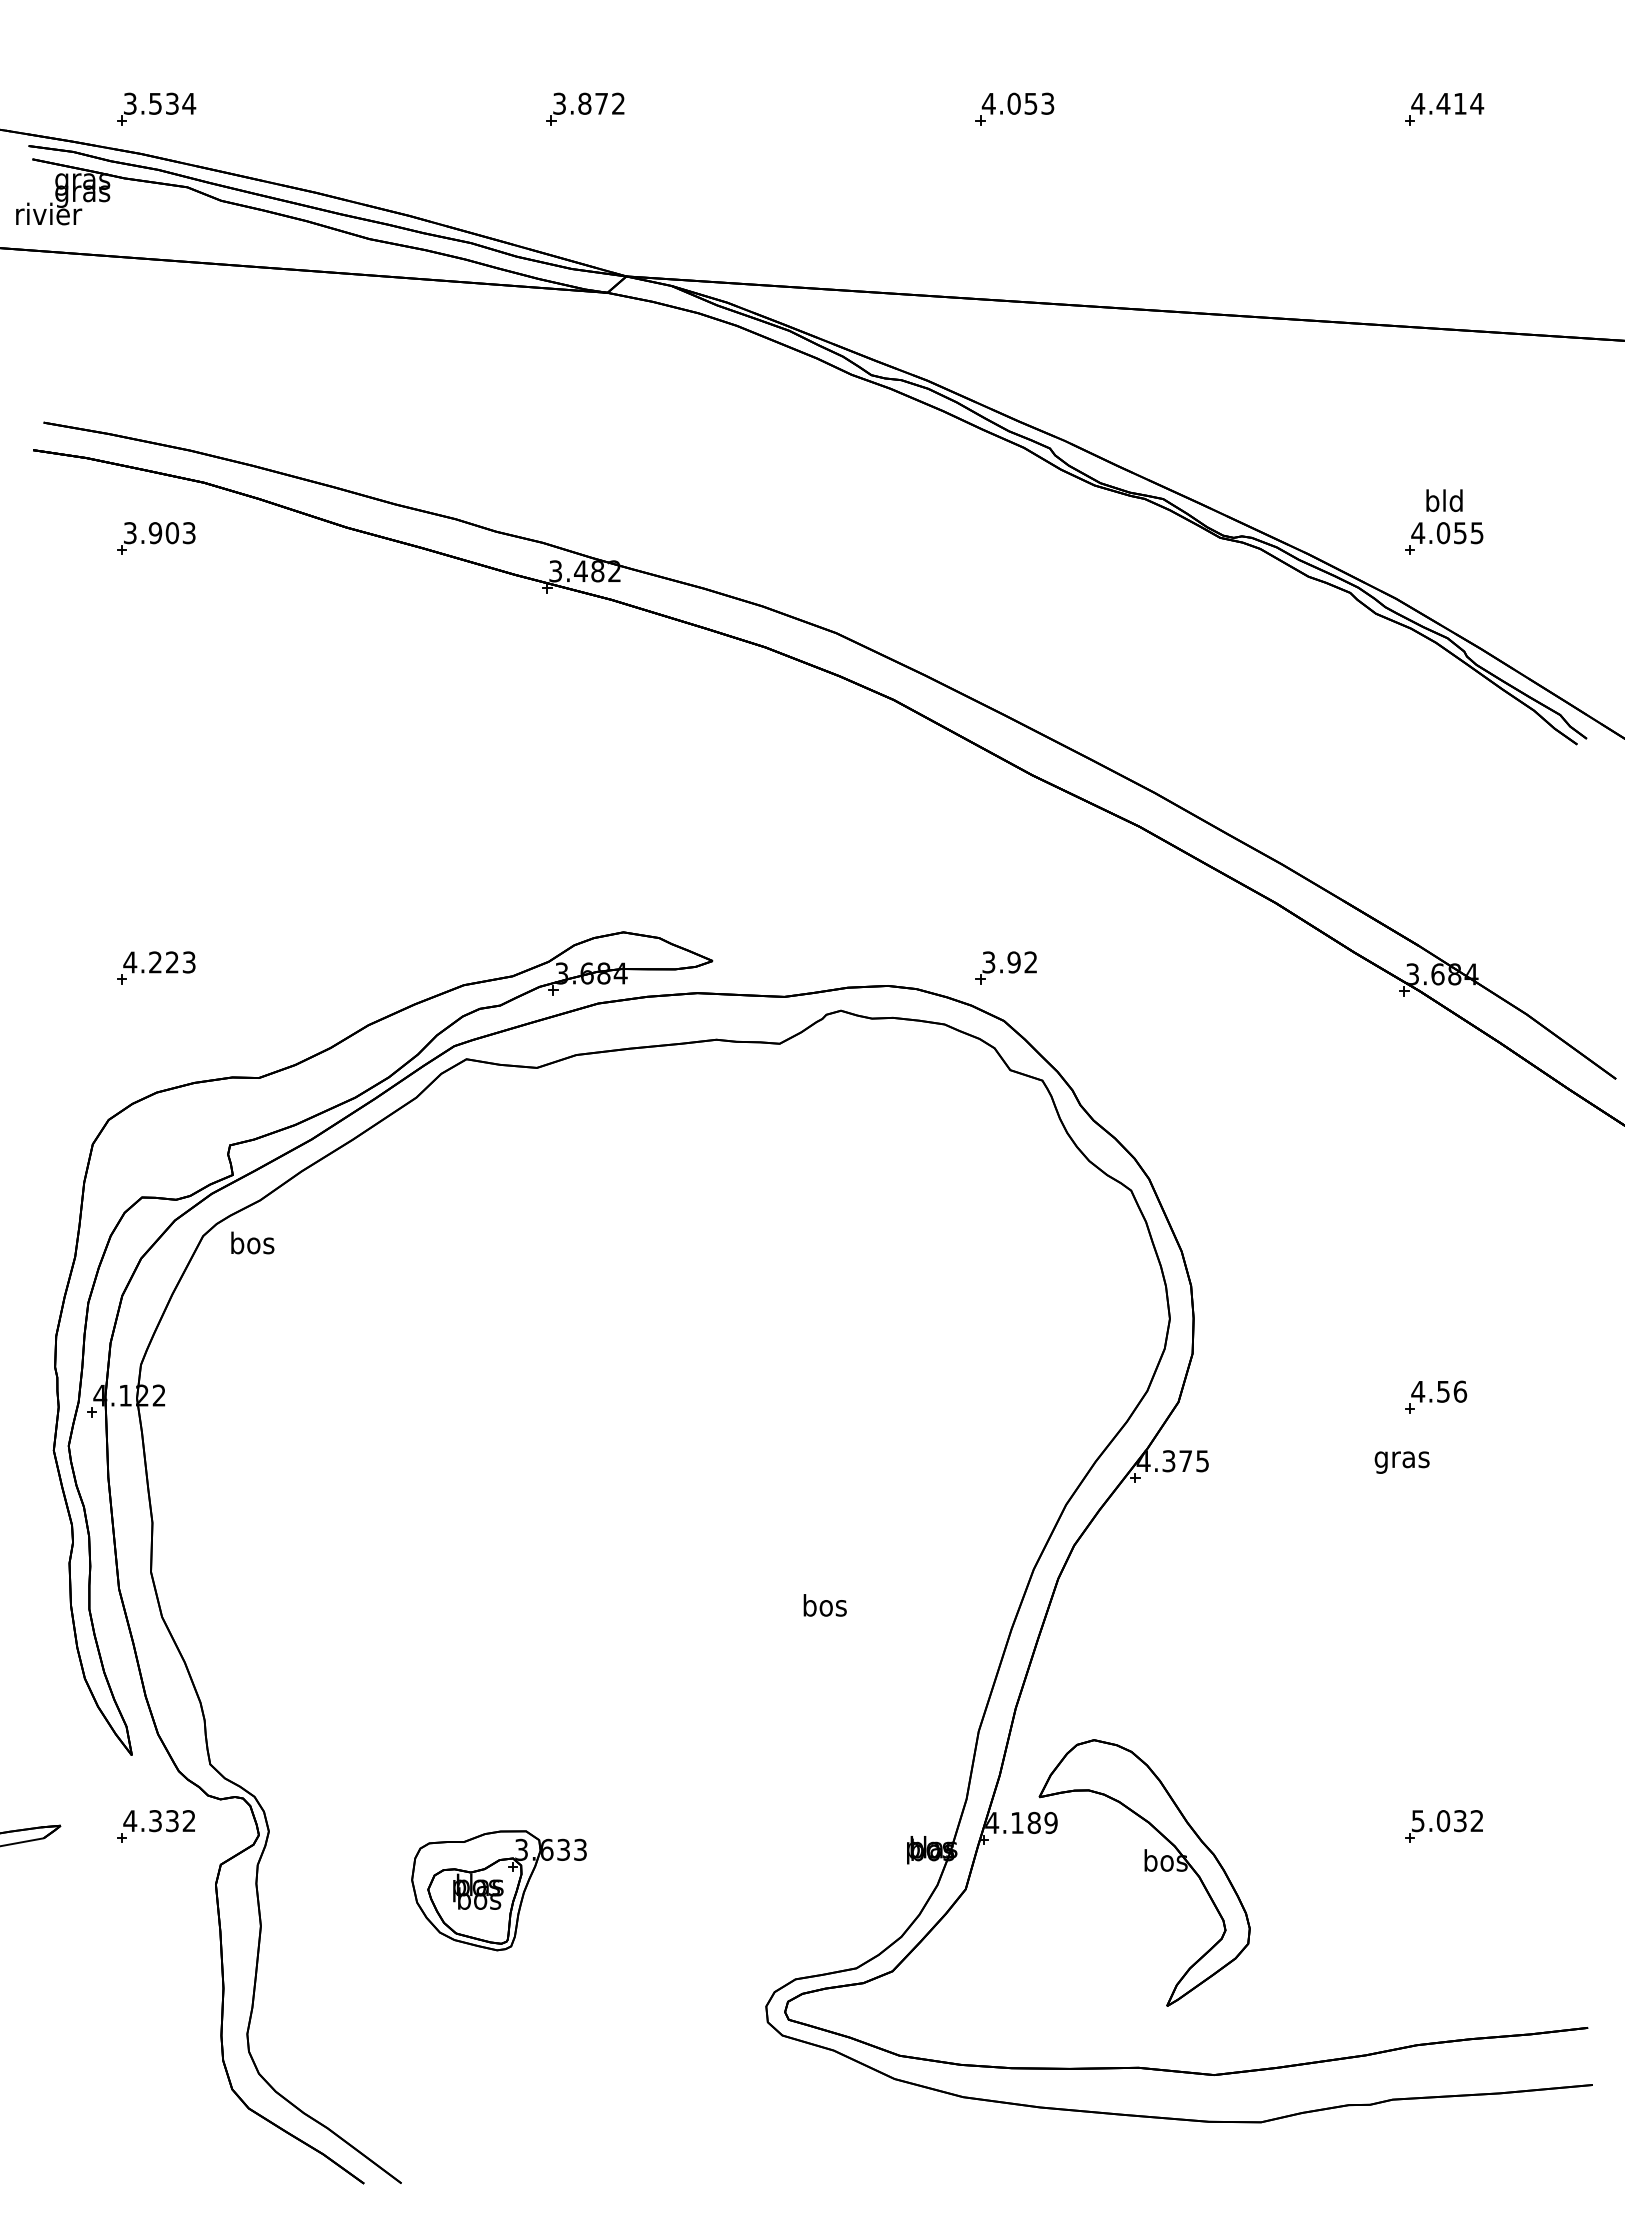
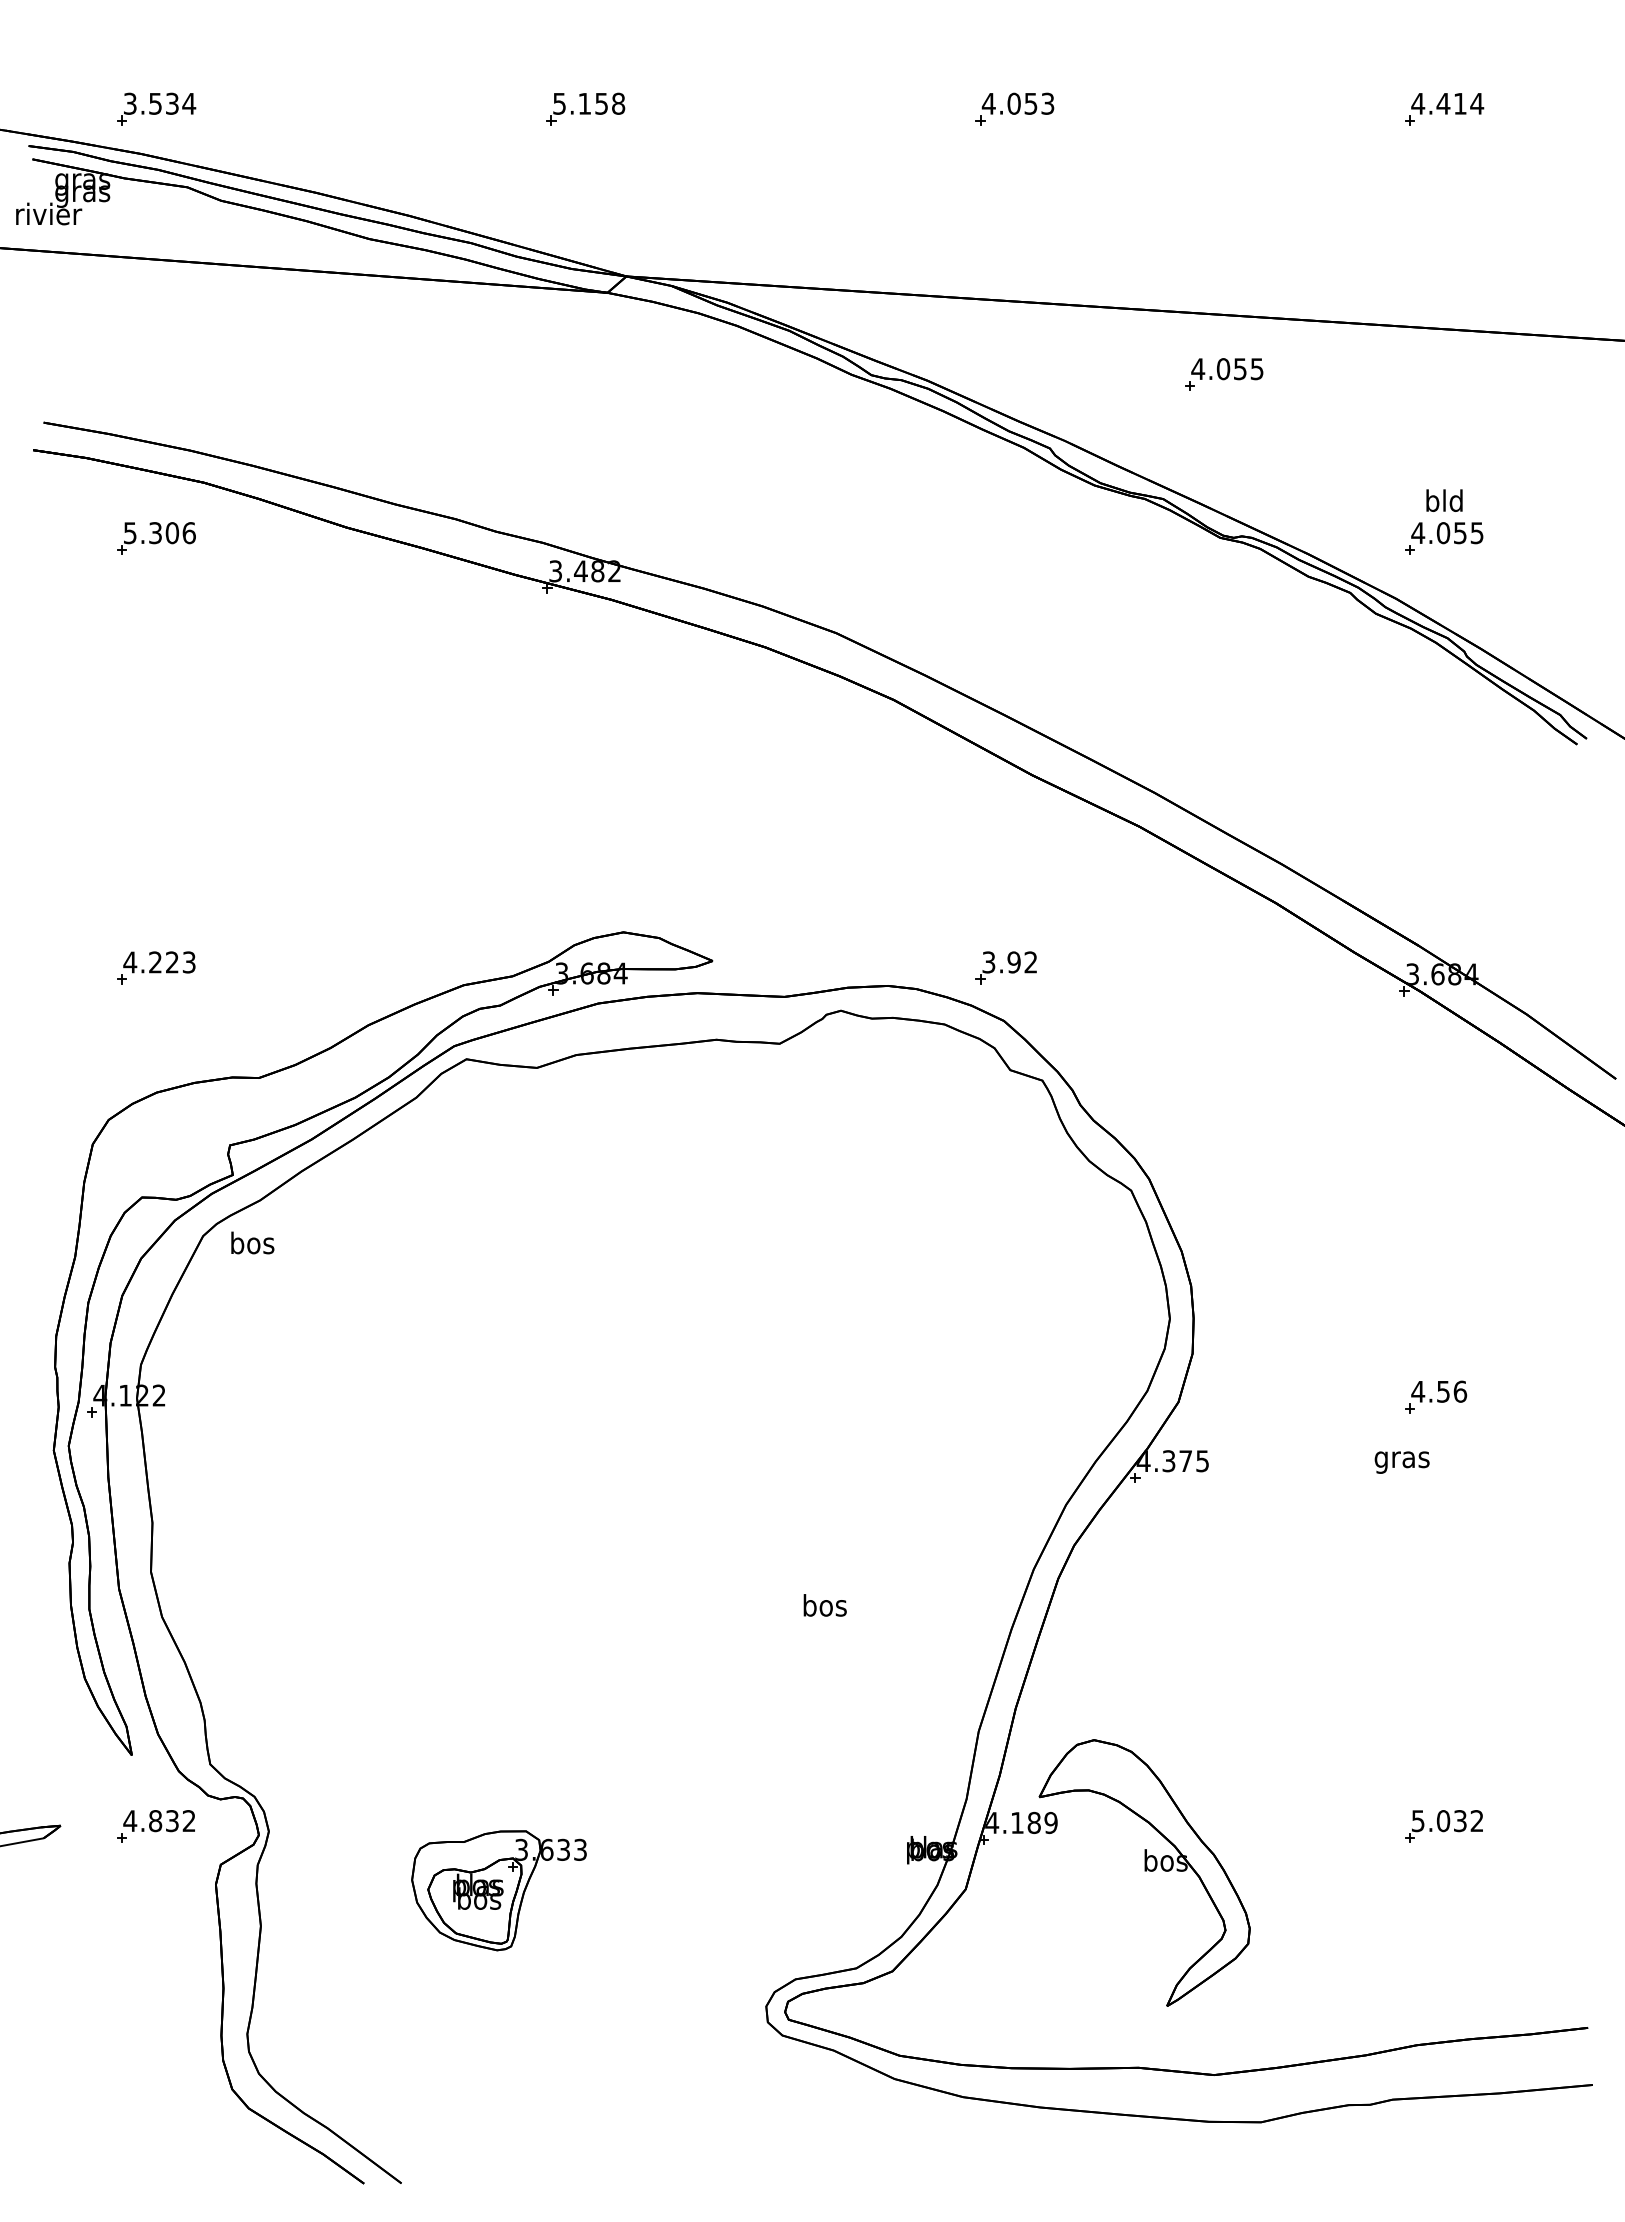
text: 3.872 -> 5.158 (589, 103)
part: none -> present (1224, 374)
text: 3.903 -> 5.306 (159, 533)
text: 4.332 -> 4.832 (155, 1821)
